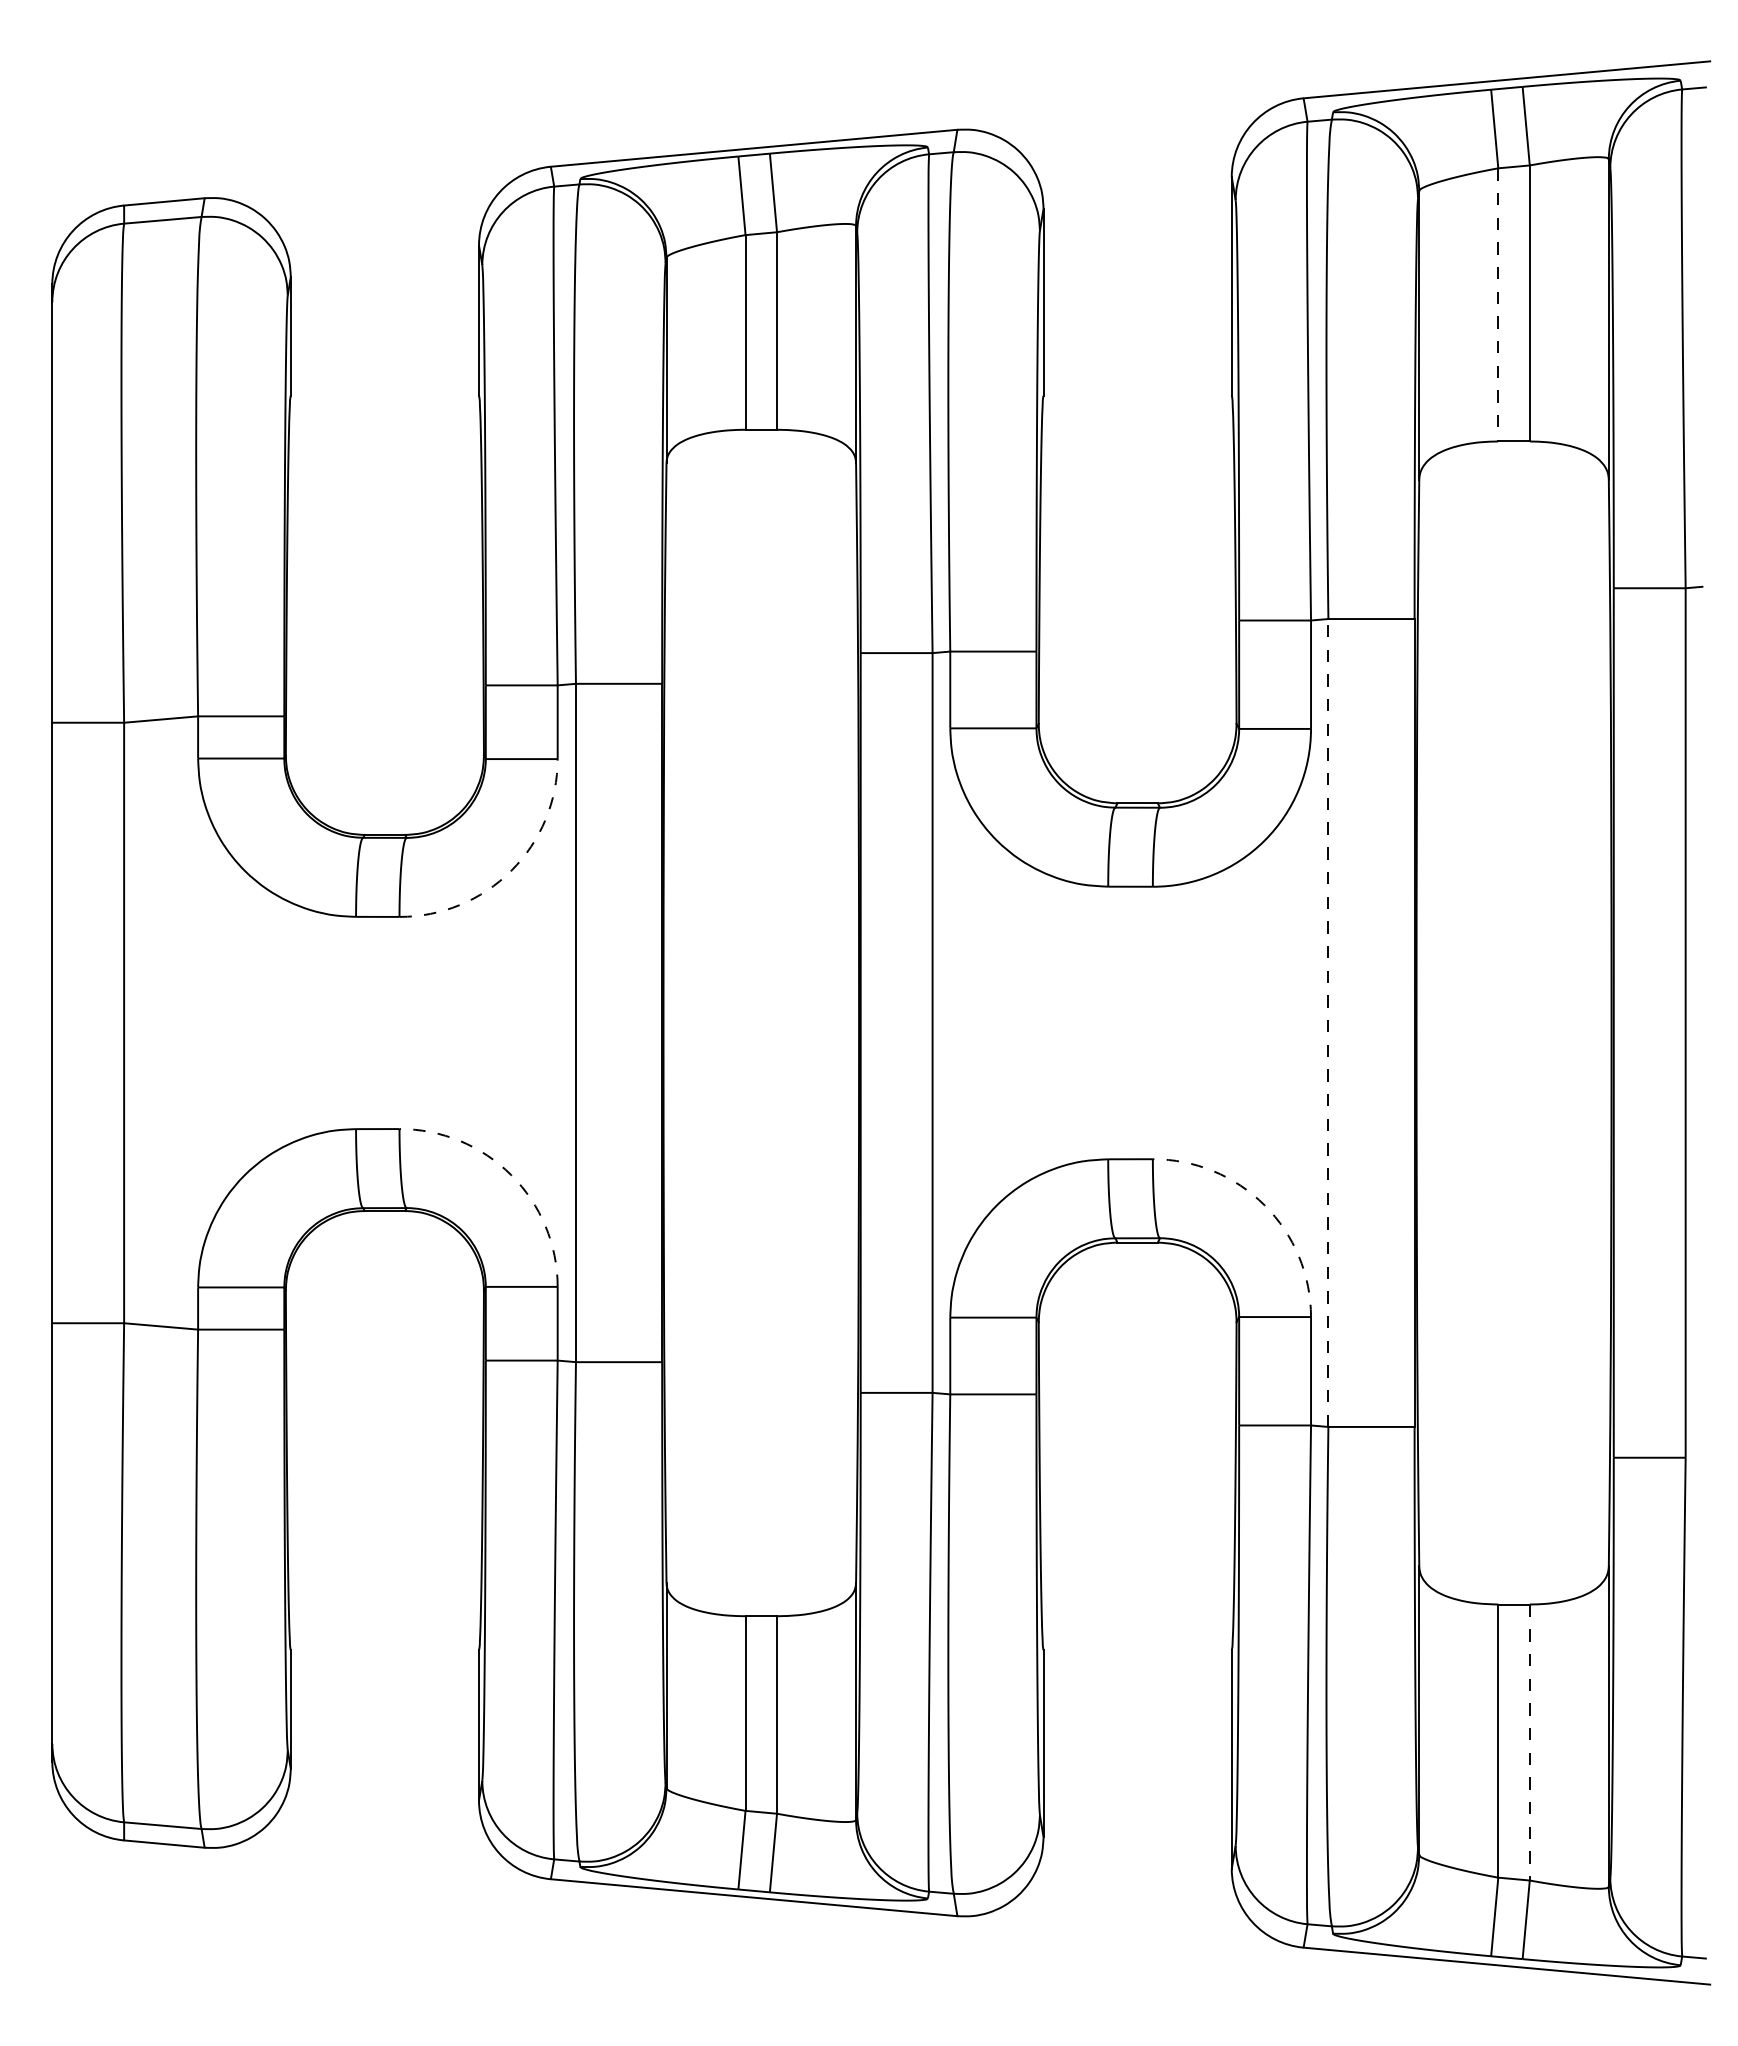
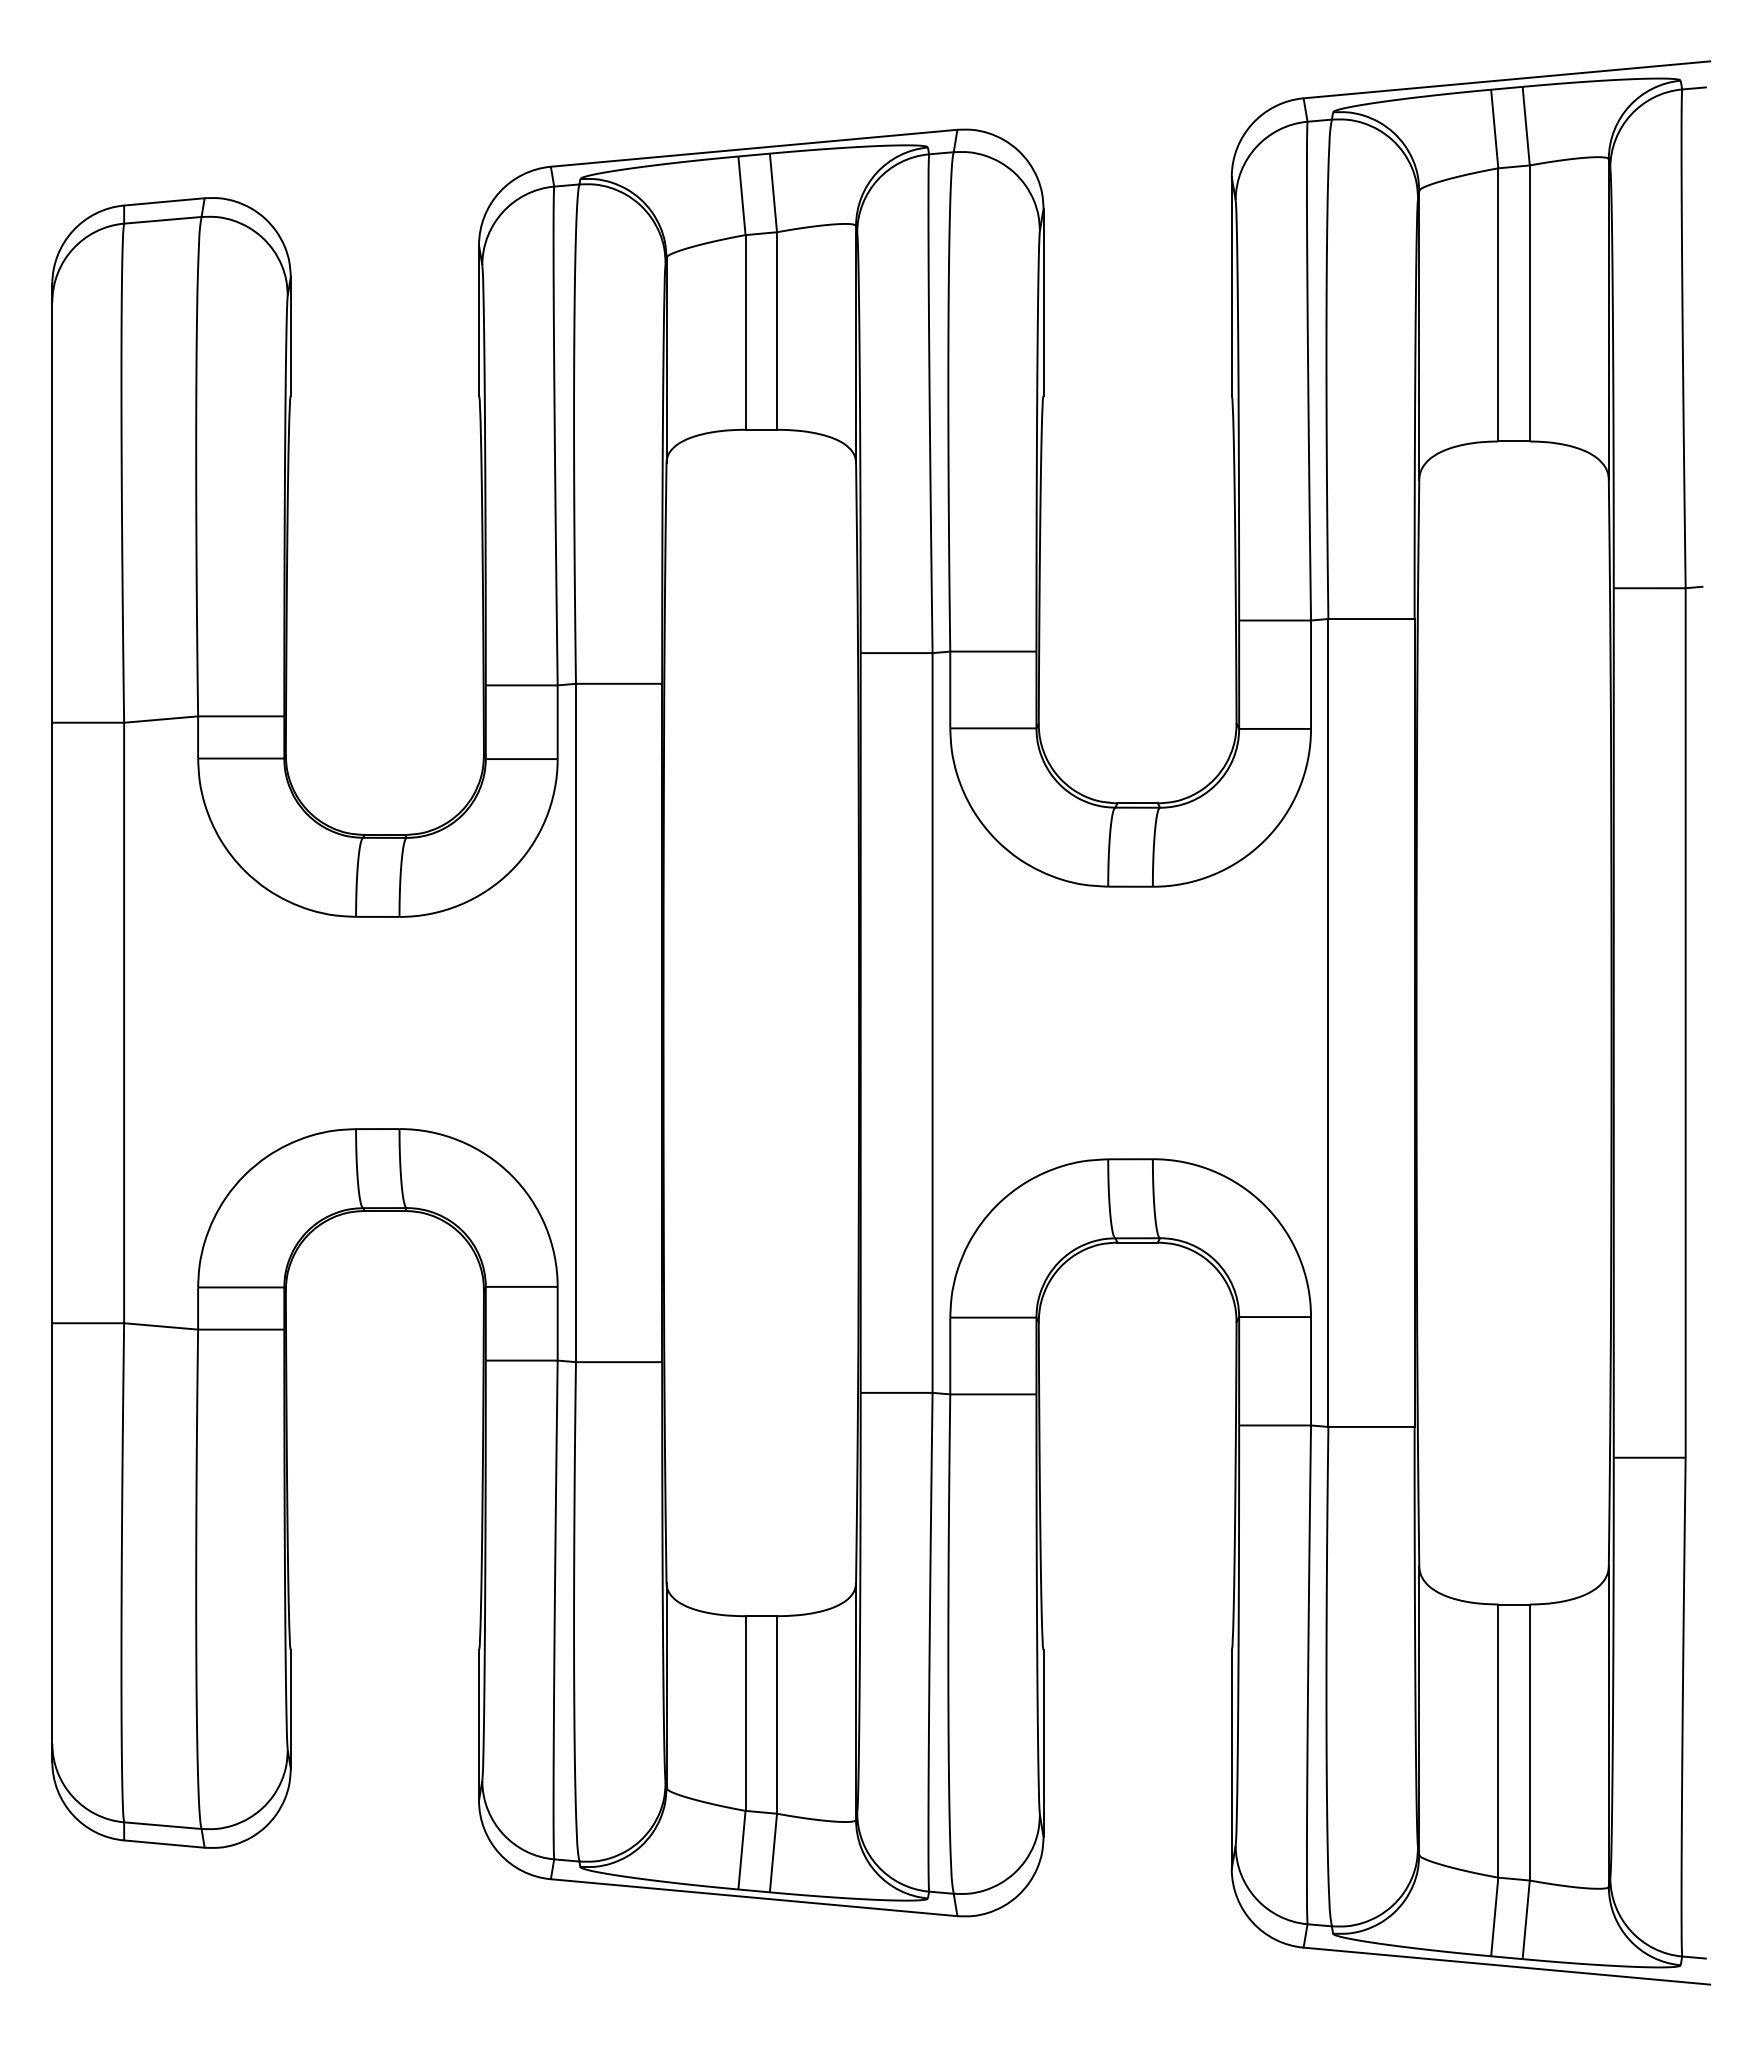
line: dashed -> solid (1498, 304)
arc: dashed -> solid (511, 870)
line: dashed -> solid (1328, 1022)
arc: dashed -> solid (511, 1175)
arc: dashed -> solid (1264, 1205)
line: dashed -> solid (1529, 1743)
